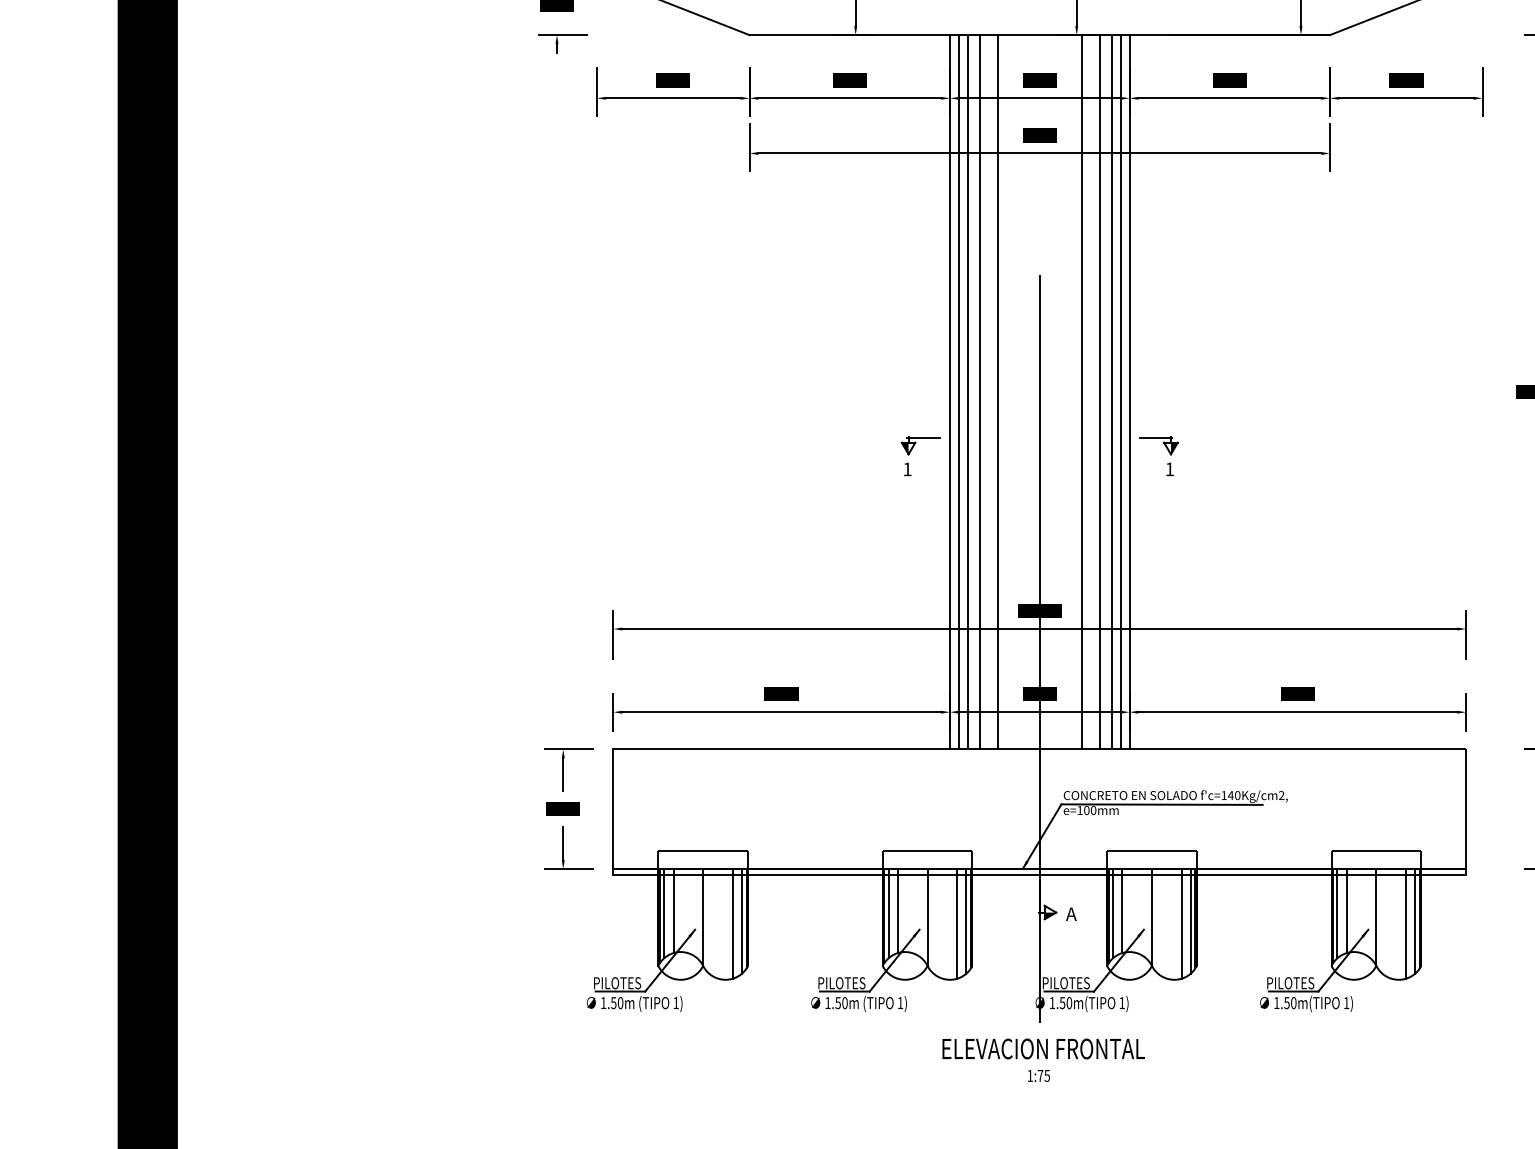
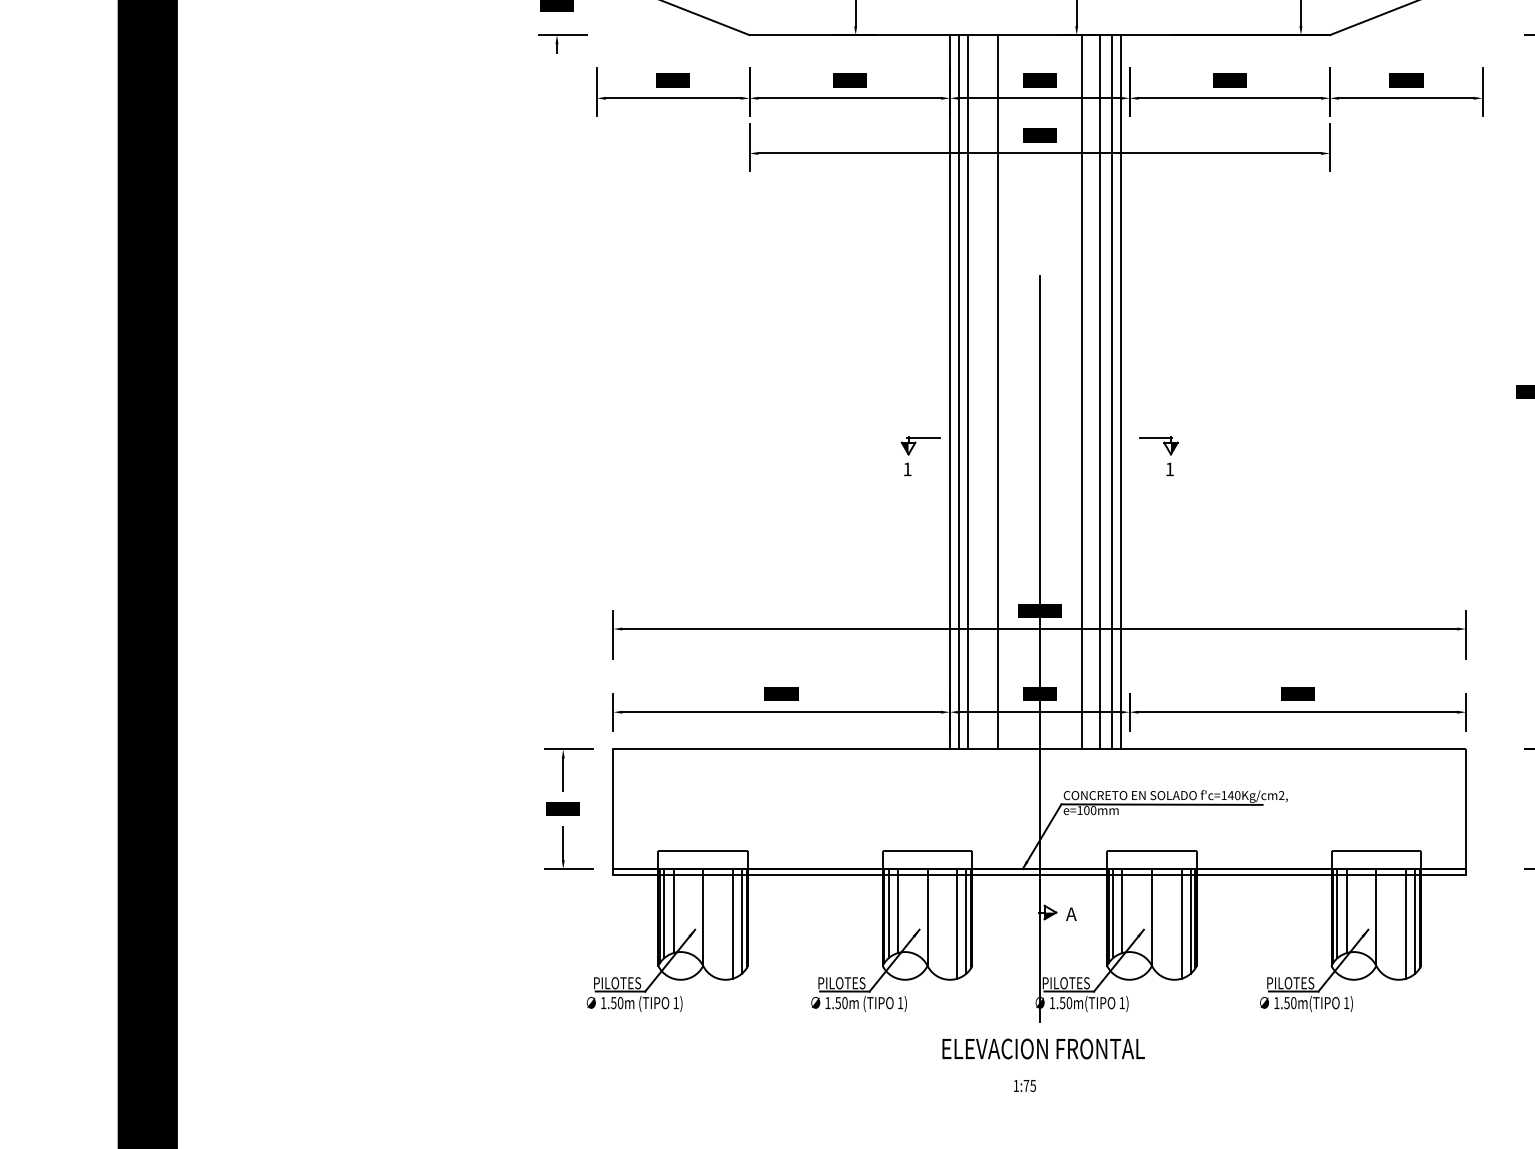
line: present -> none (979, 392)
line: present -> none (1129, 392)
text position: (1038, 1075) -> (1024, 1085) (1024, 1085)
